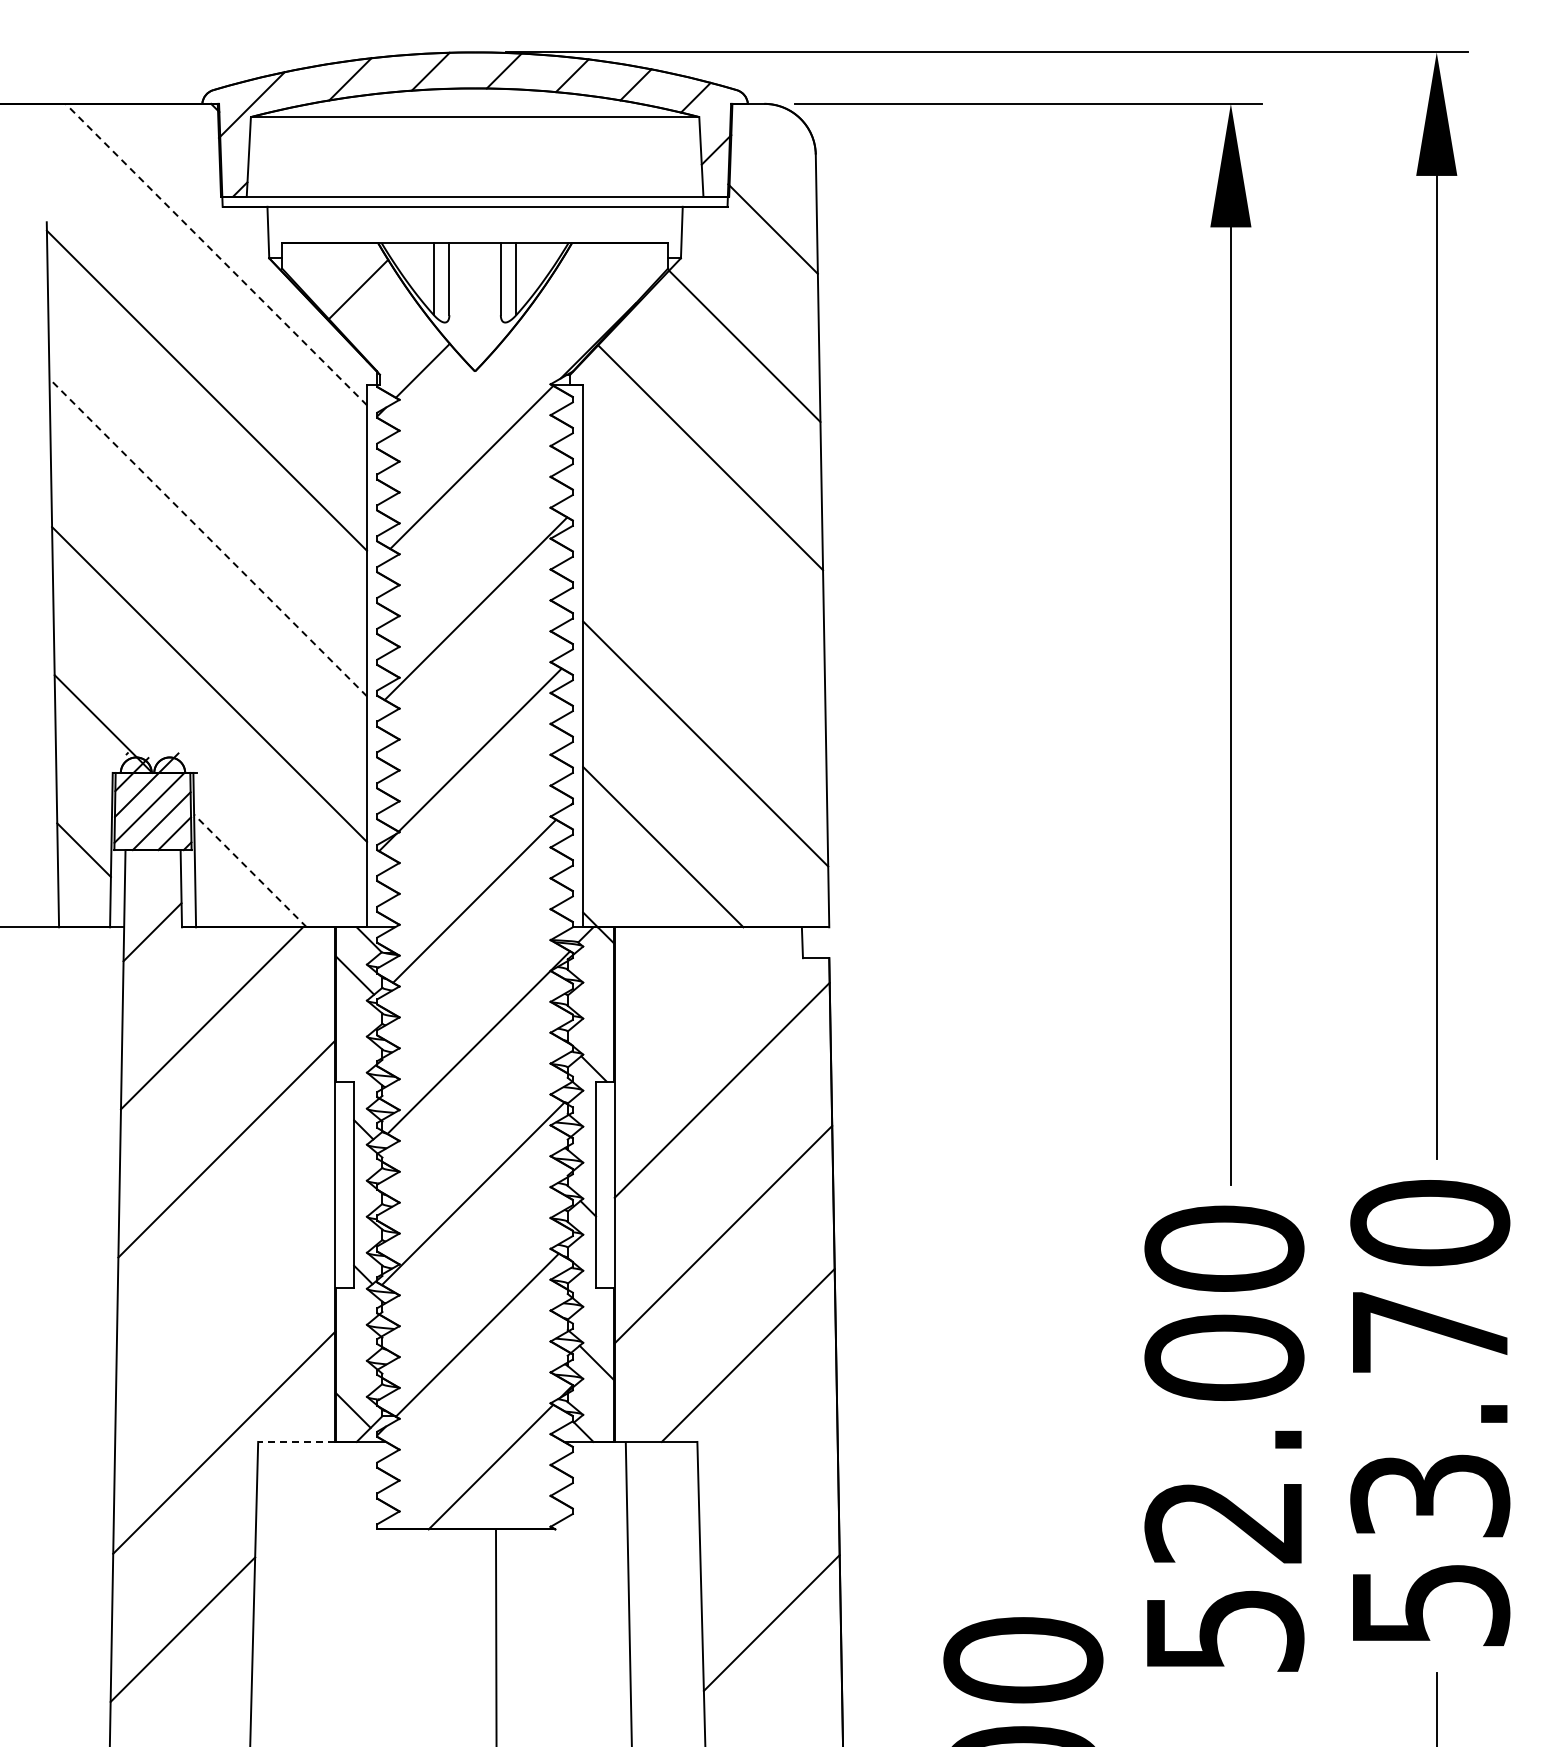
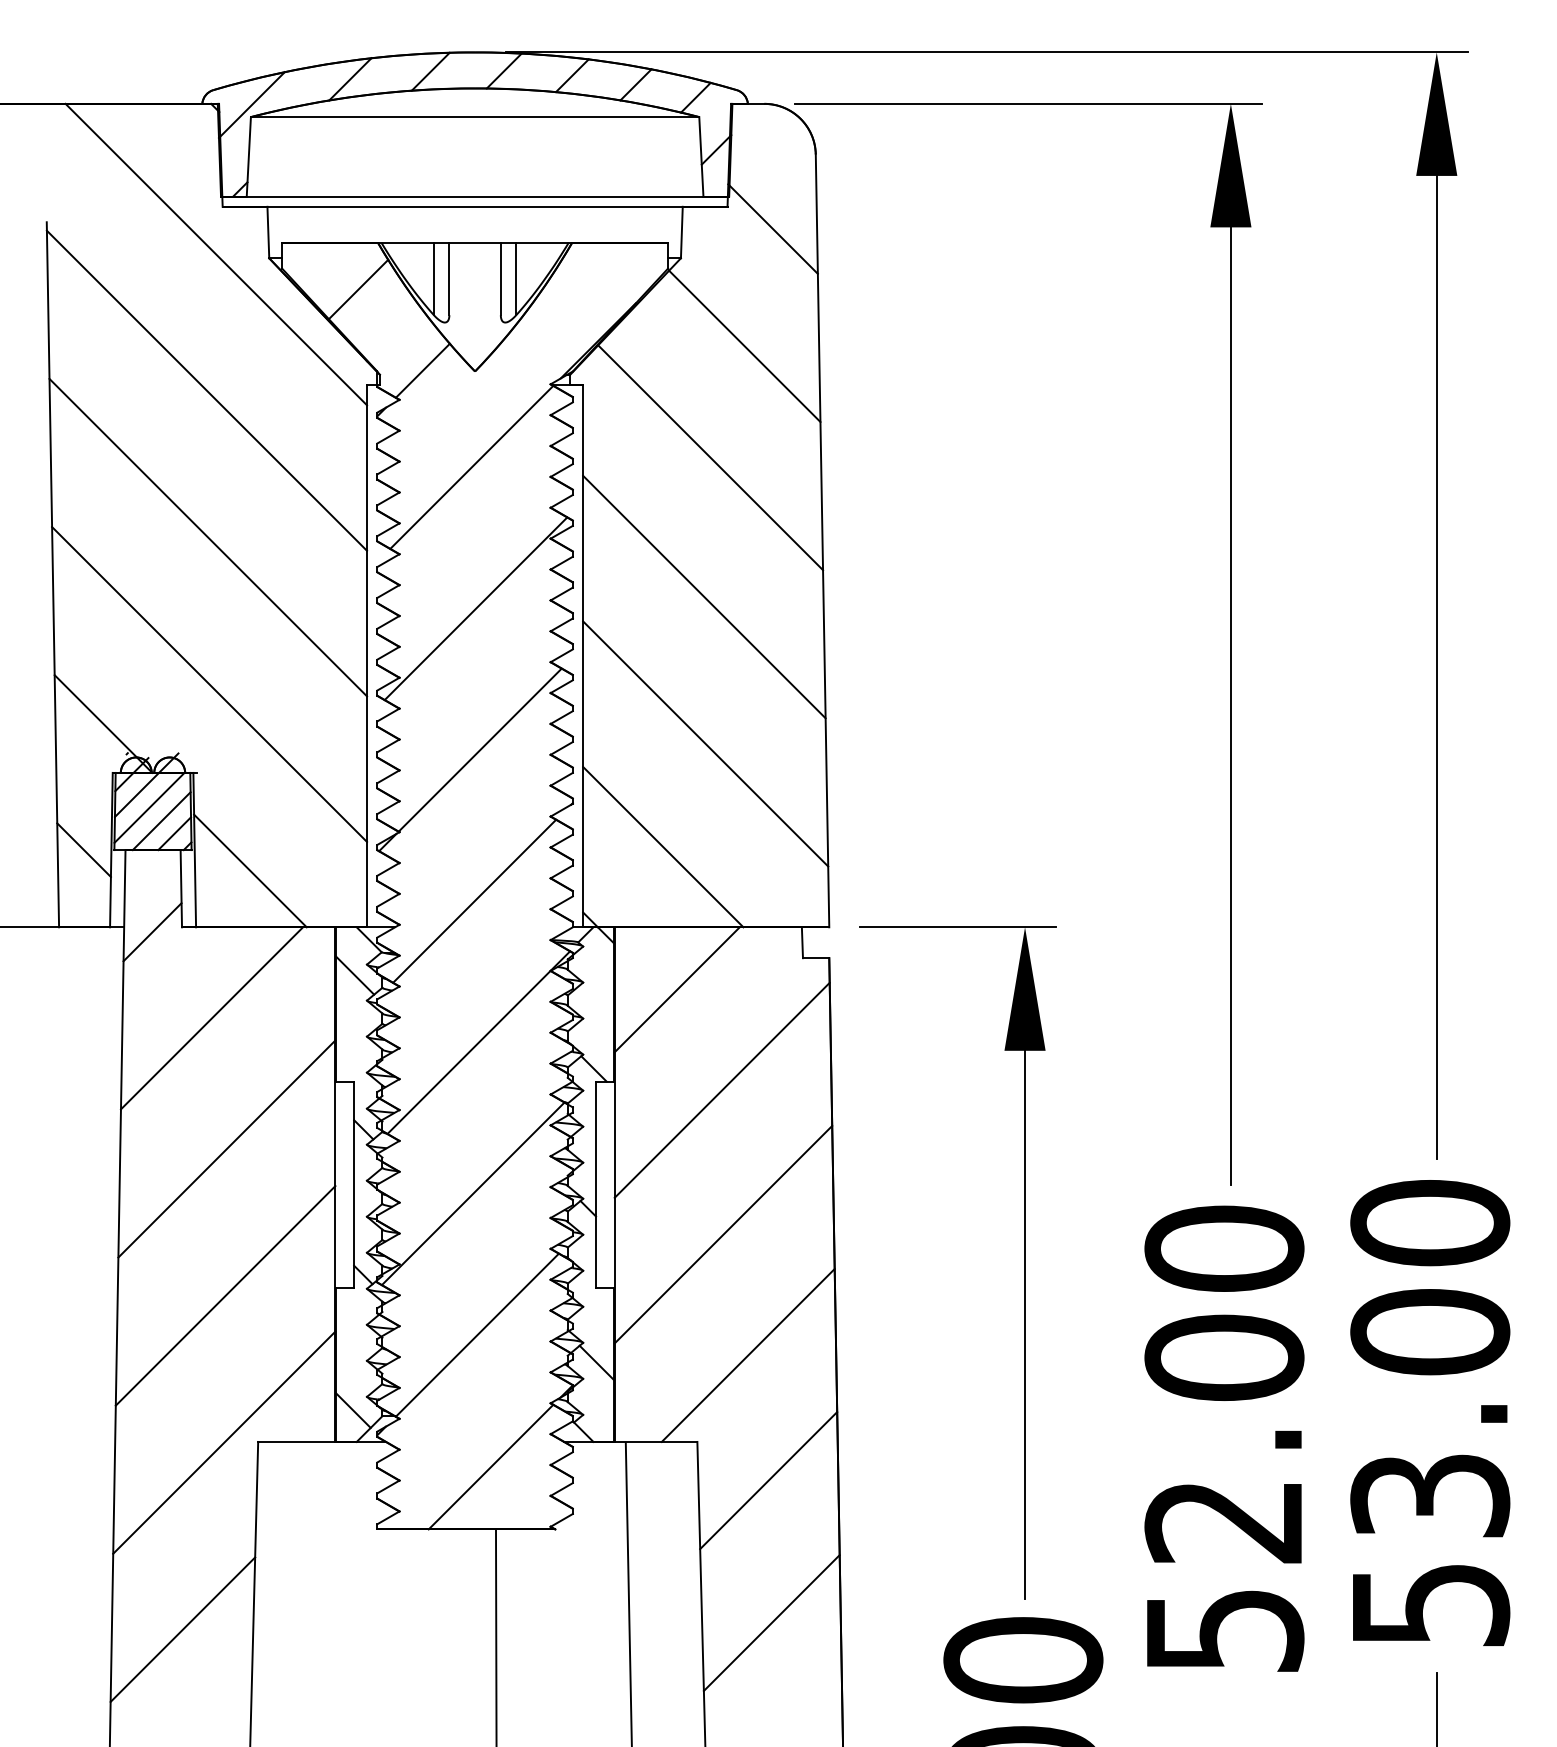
line: dashed -> solid (215, 254)
line: dashed -> solid (208, 537)
line: none -> present (704, 596)
line: dashed -> solid (250, 870)
line: none -> present (676, 989)
part: none -> present (1024, 1262)
line: none -> present (225, 1295)
text: 53.70 -> 53.00 (1430, 1332)
line: dashed -> solid (296, 1441)
line: none -> present (768, 1480)
